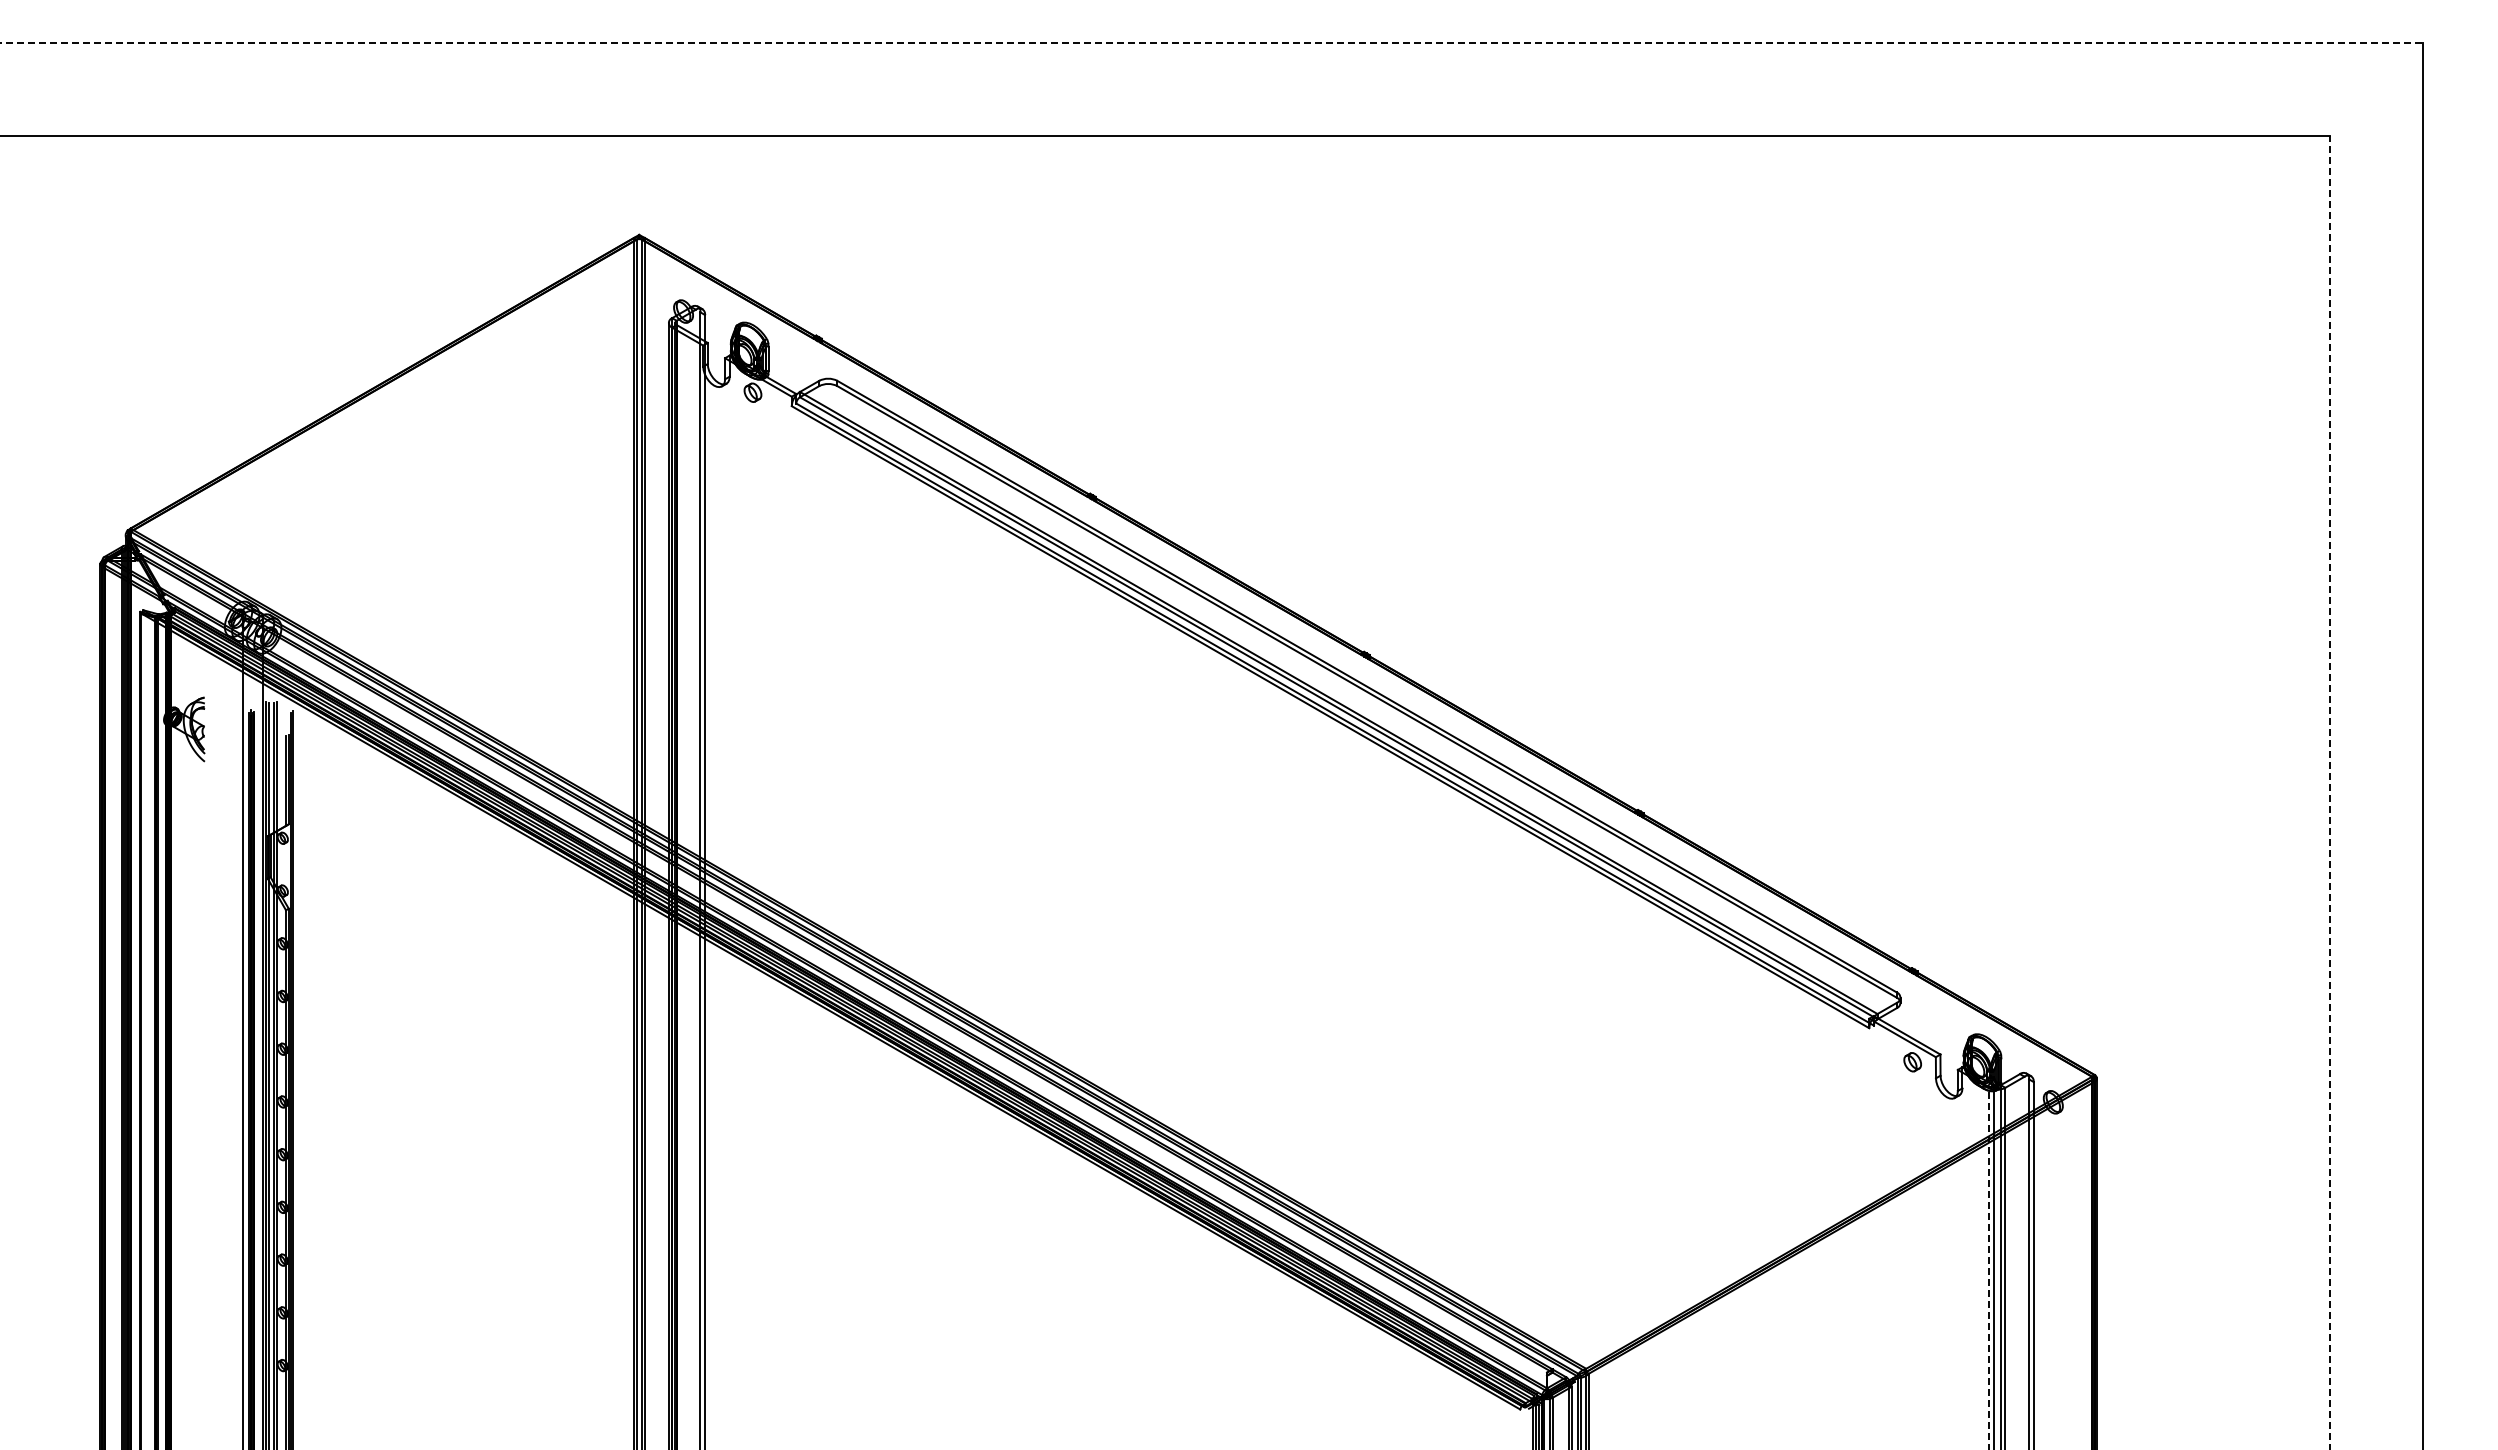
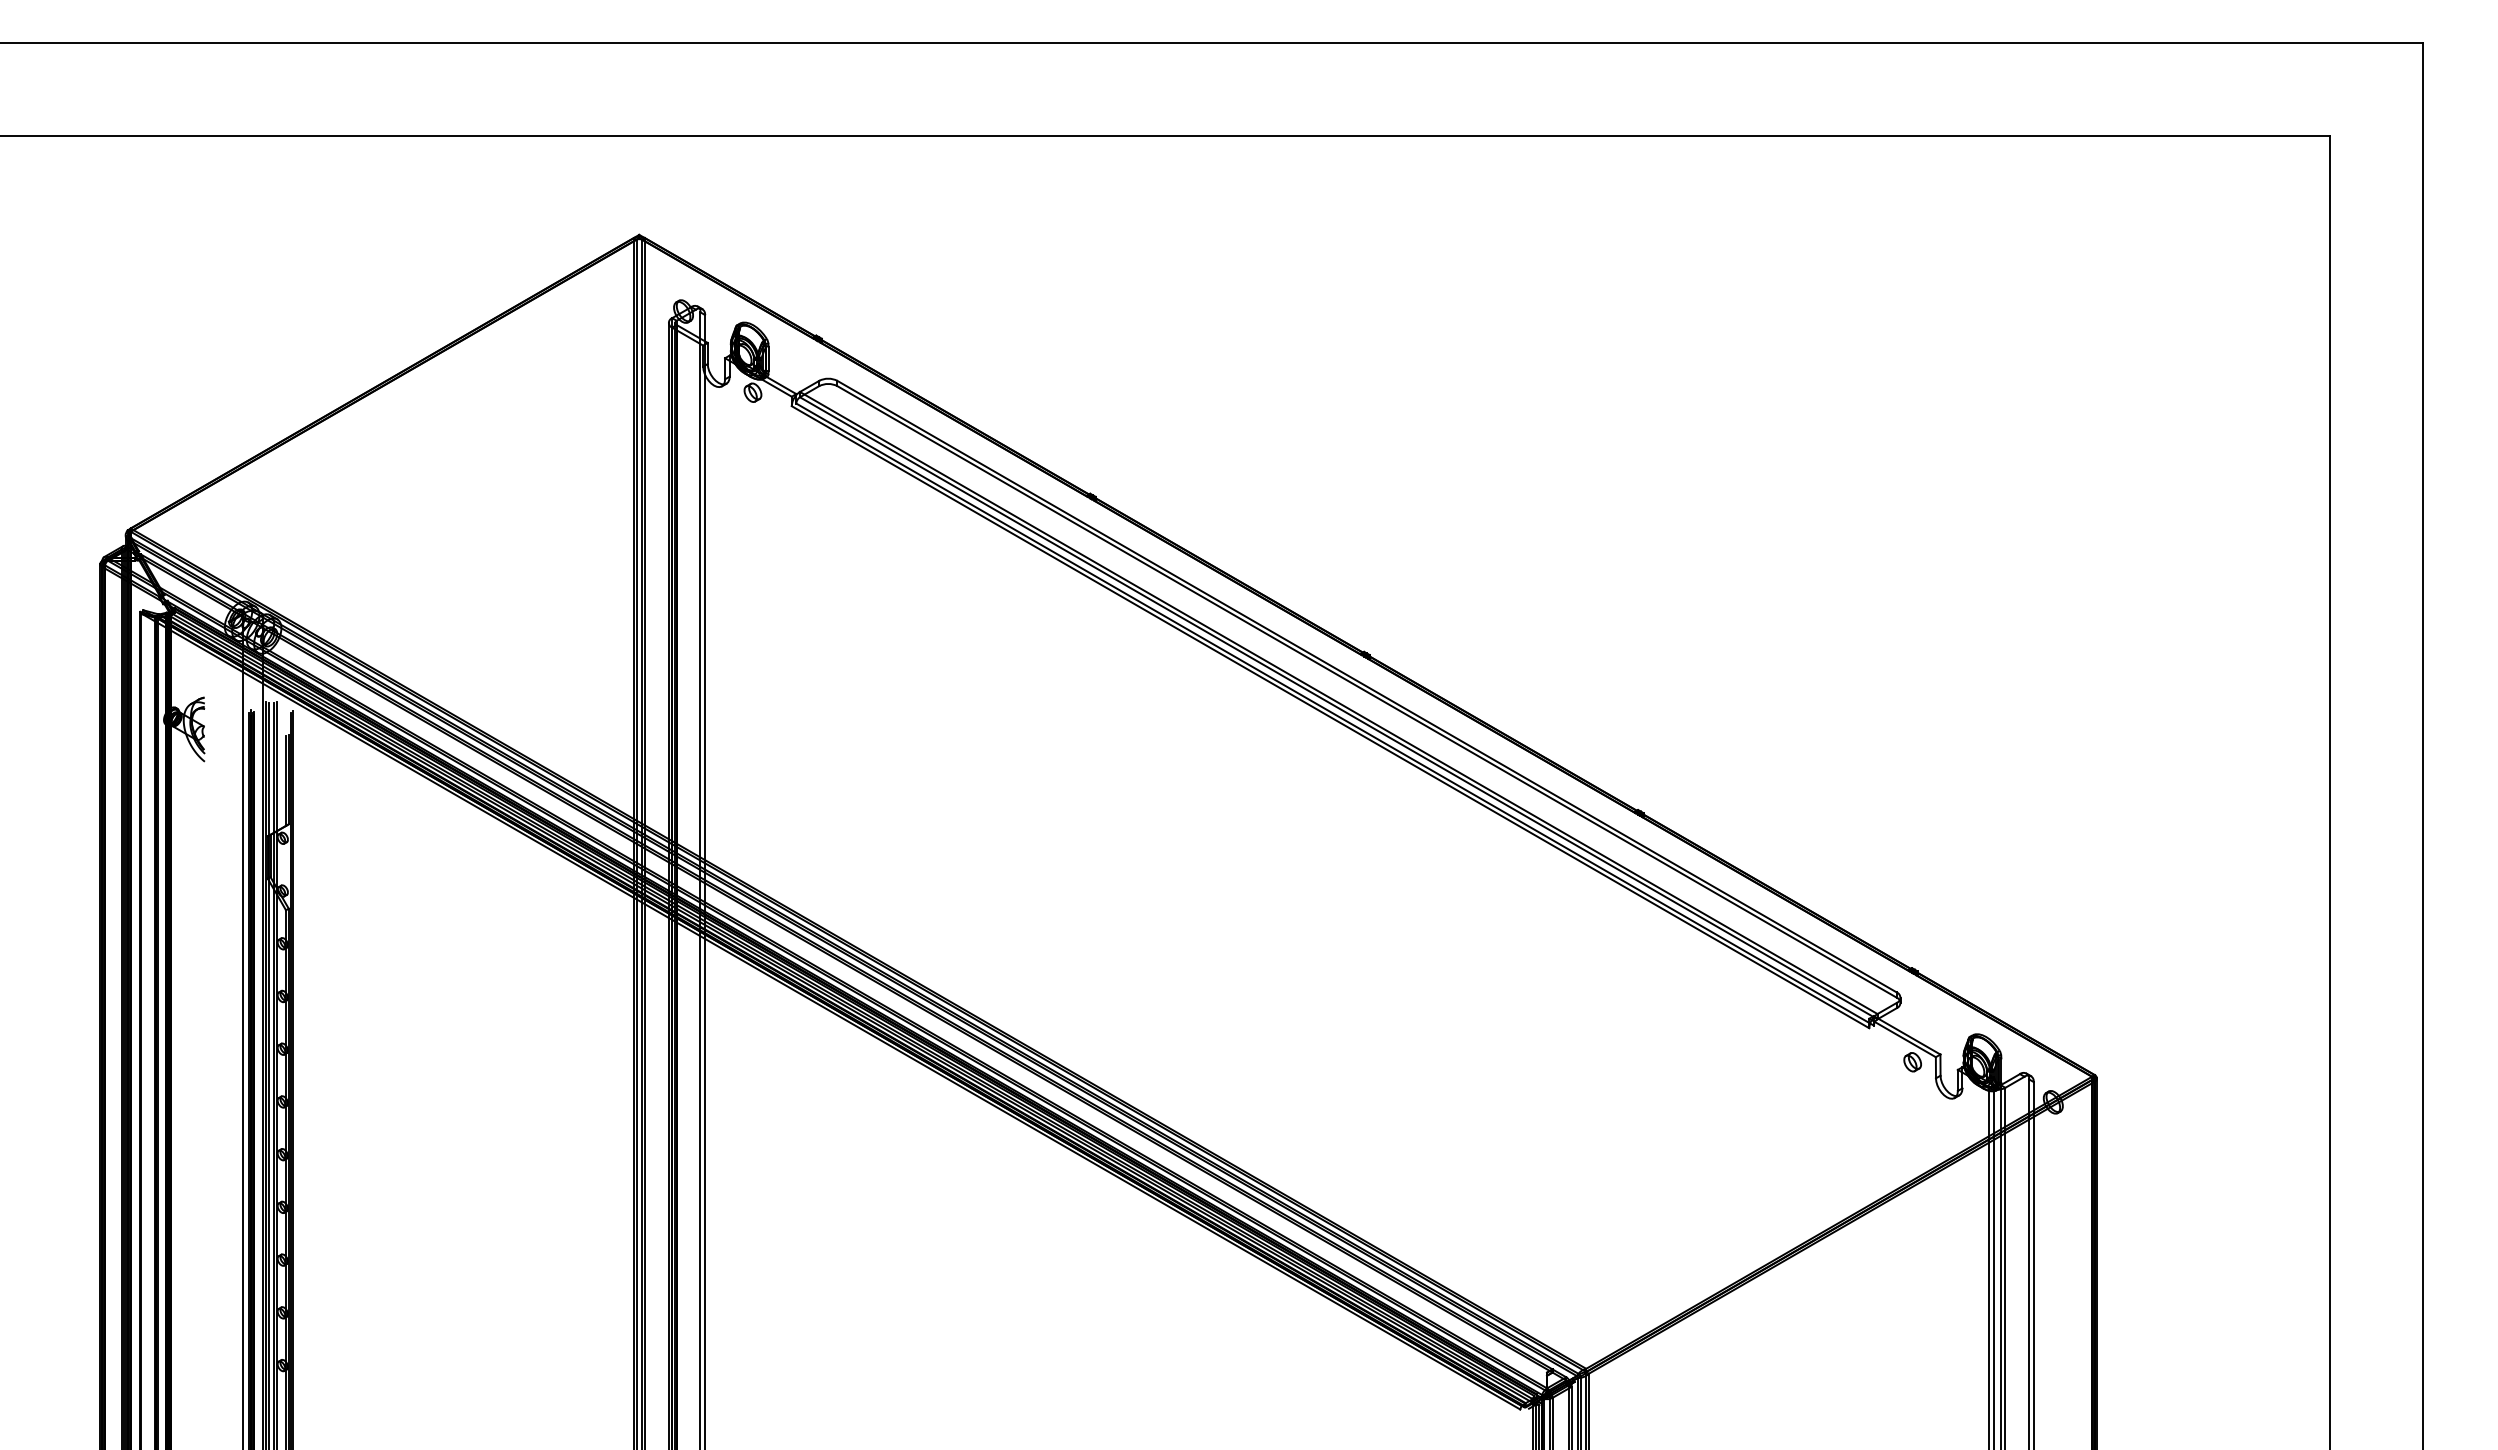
line: dashed -> solid (1212, 43)
line: dashed -> solid (2330, 792)
line: dashed -> solid (1988, 1268)
